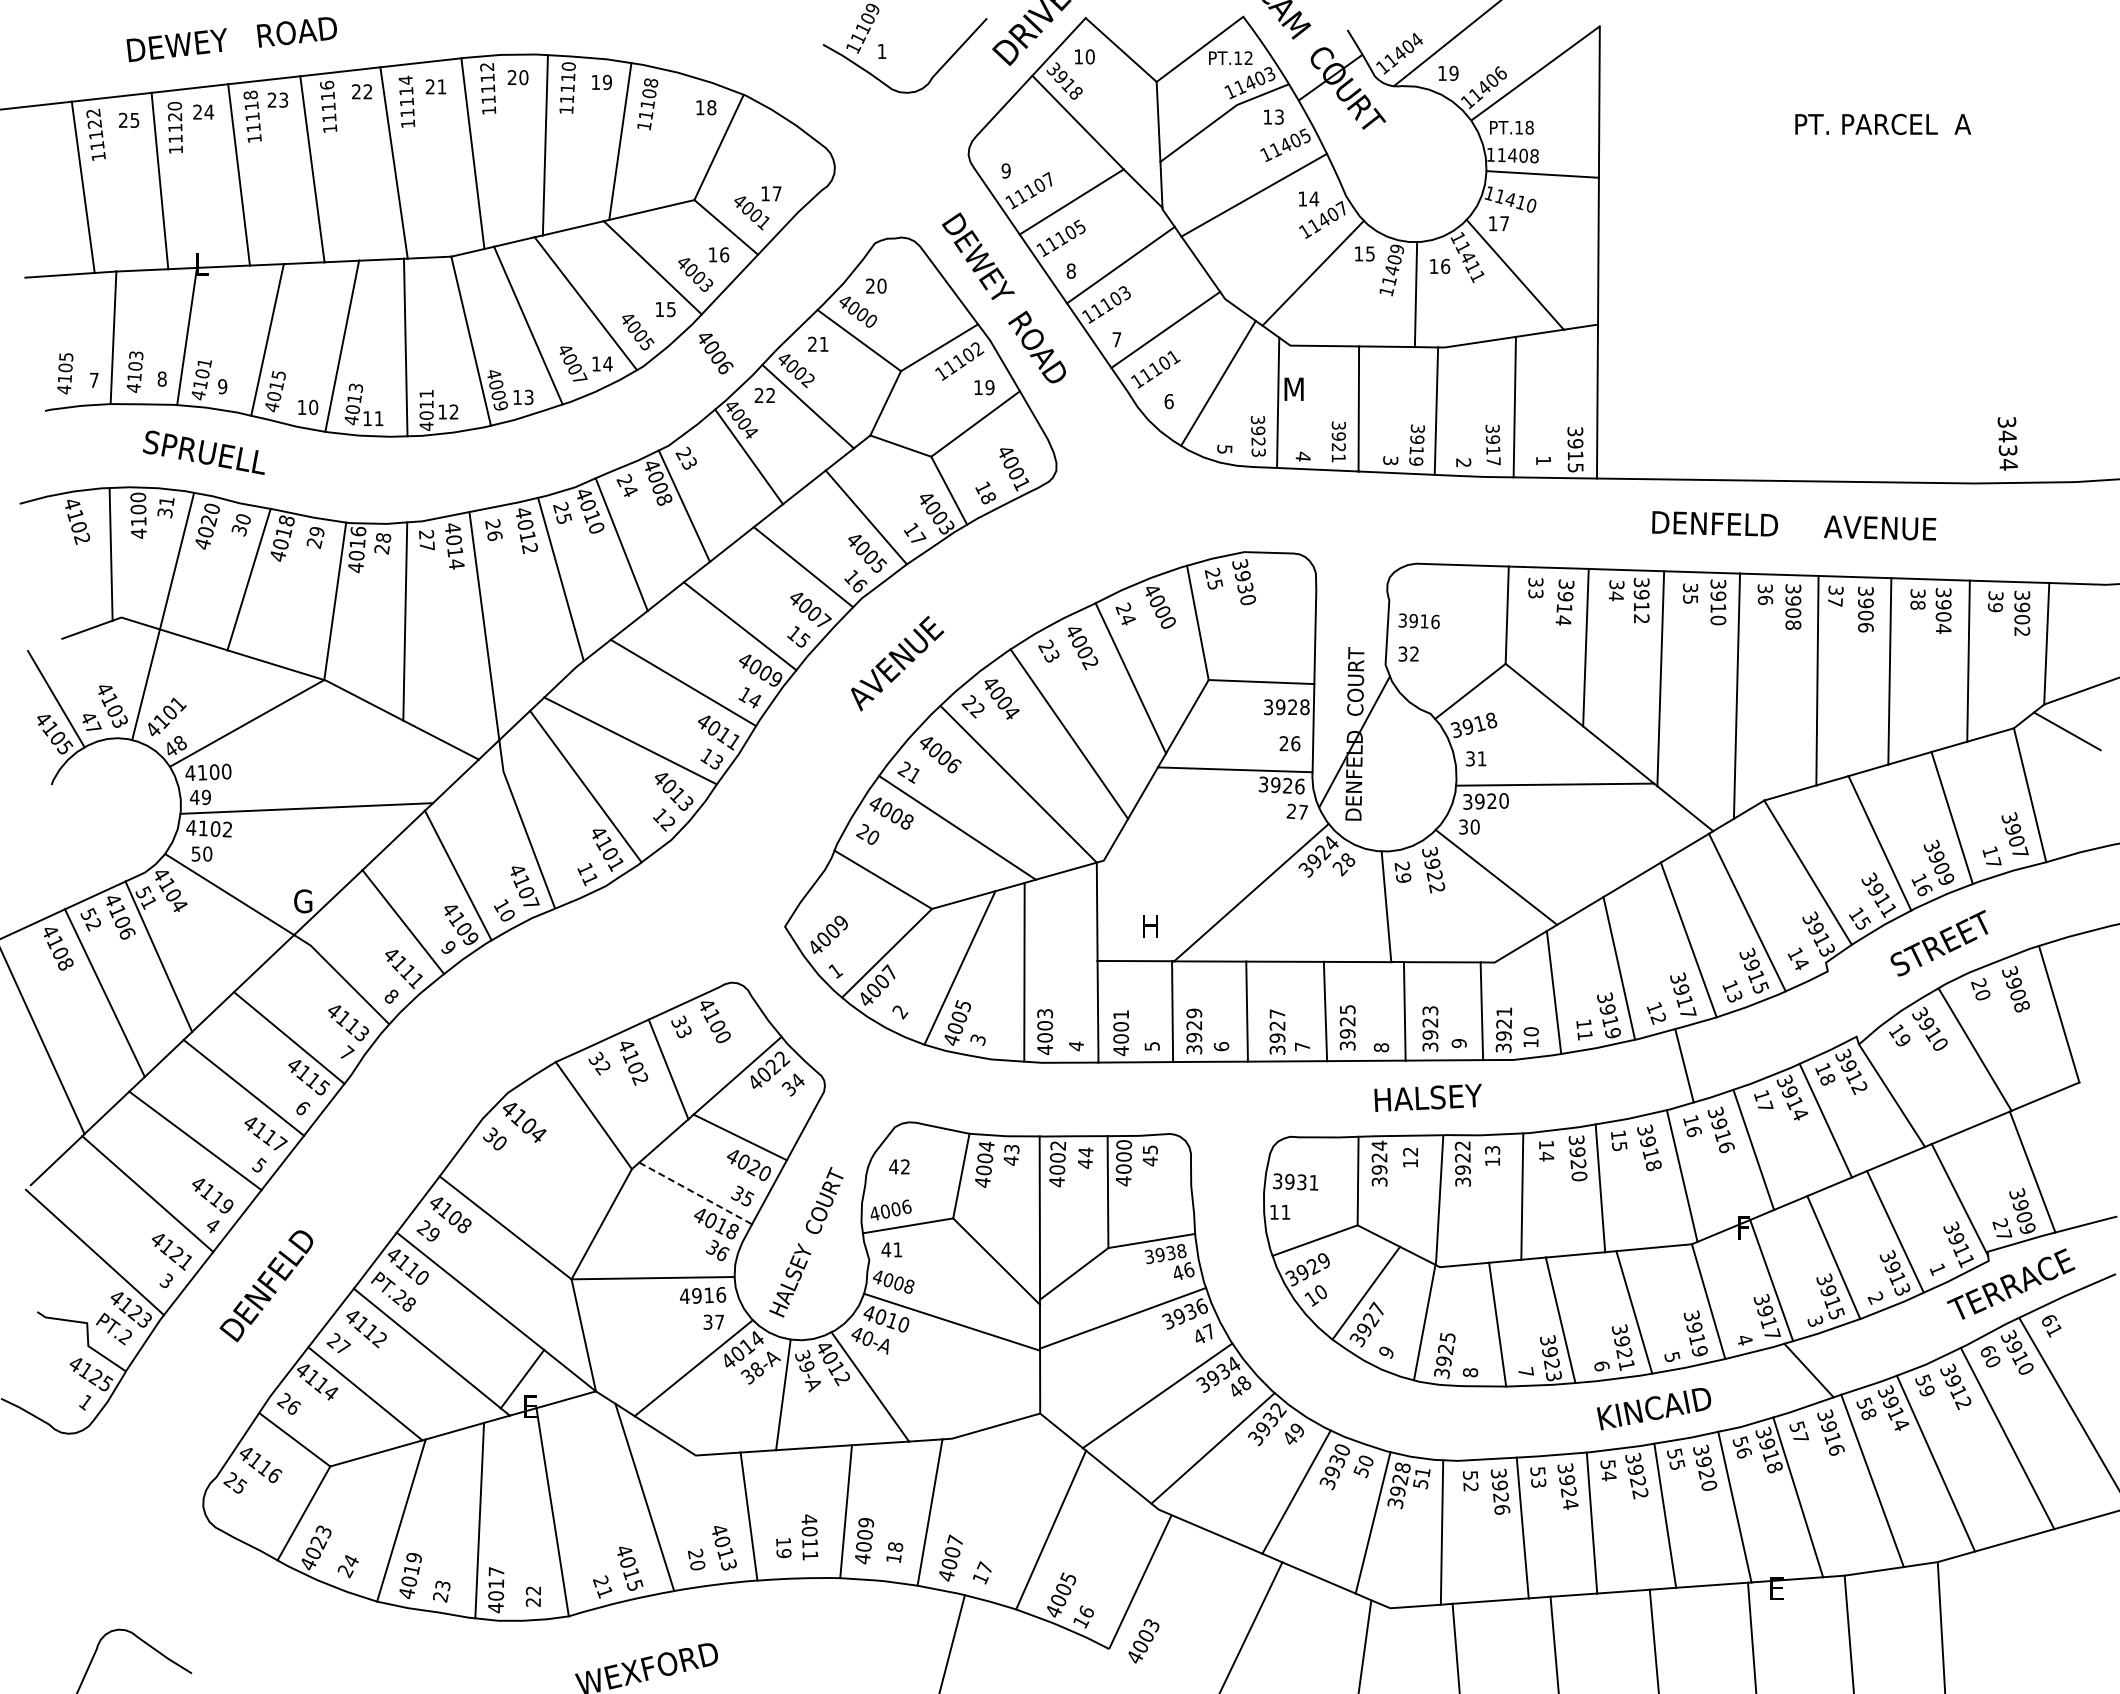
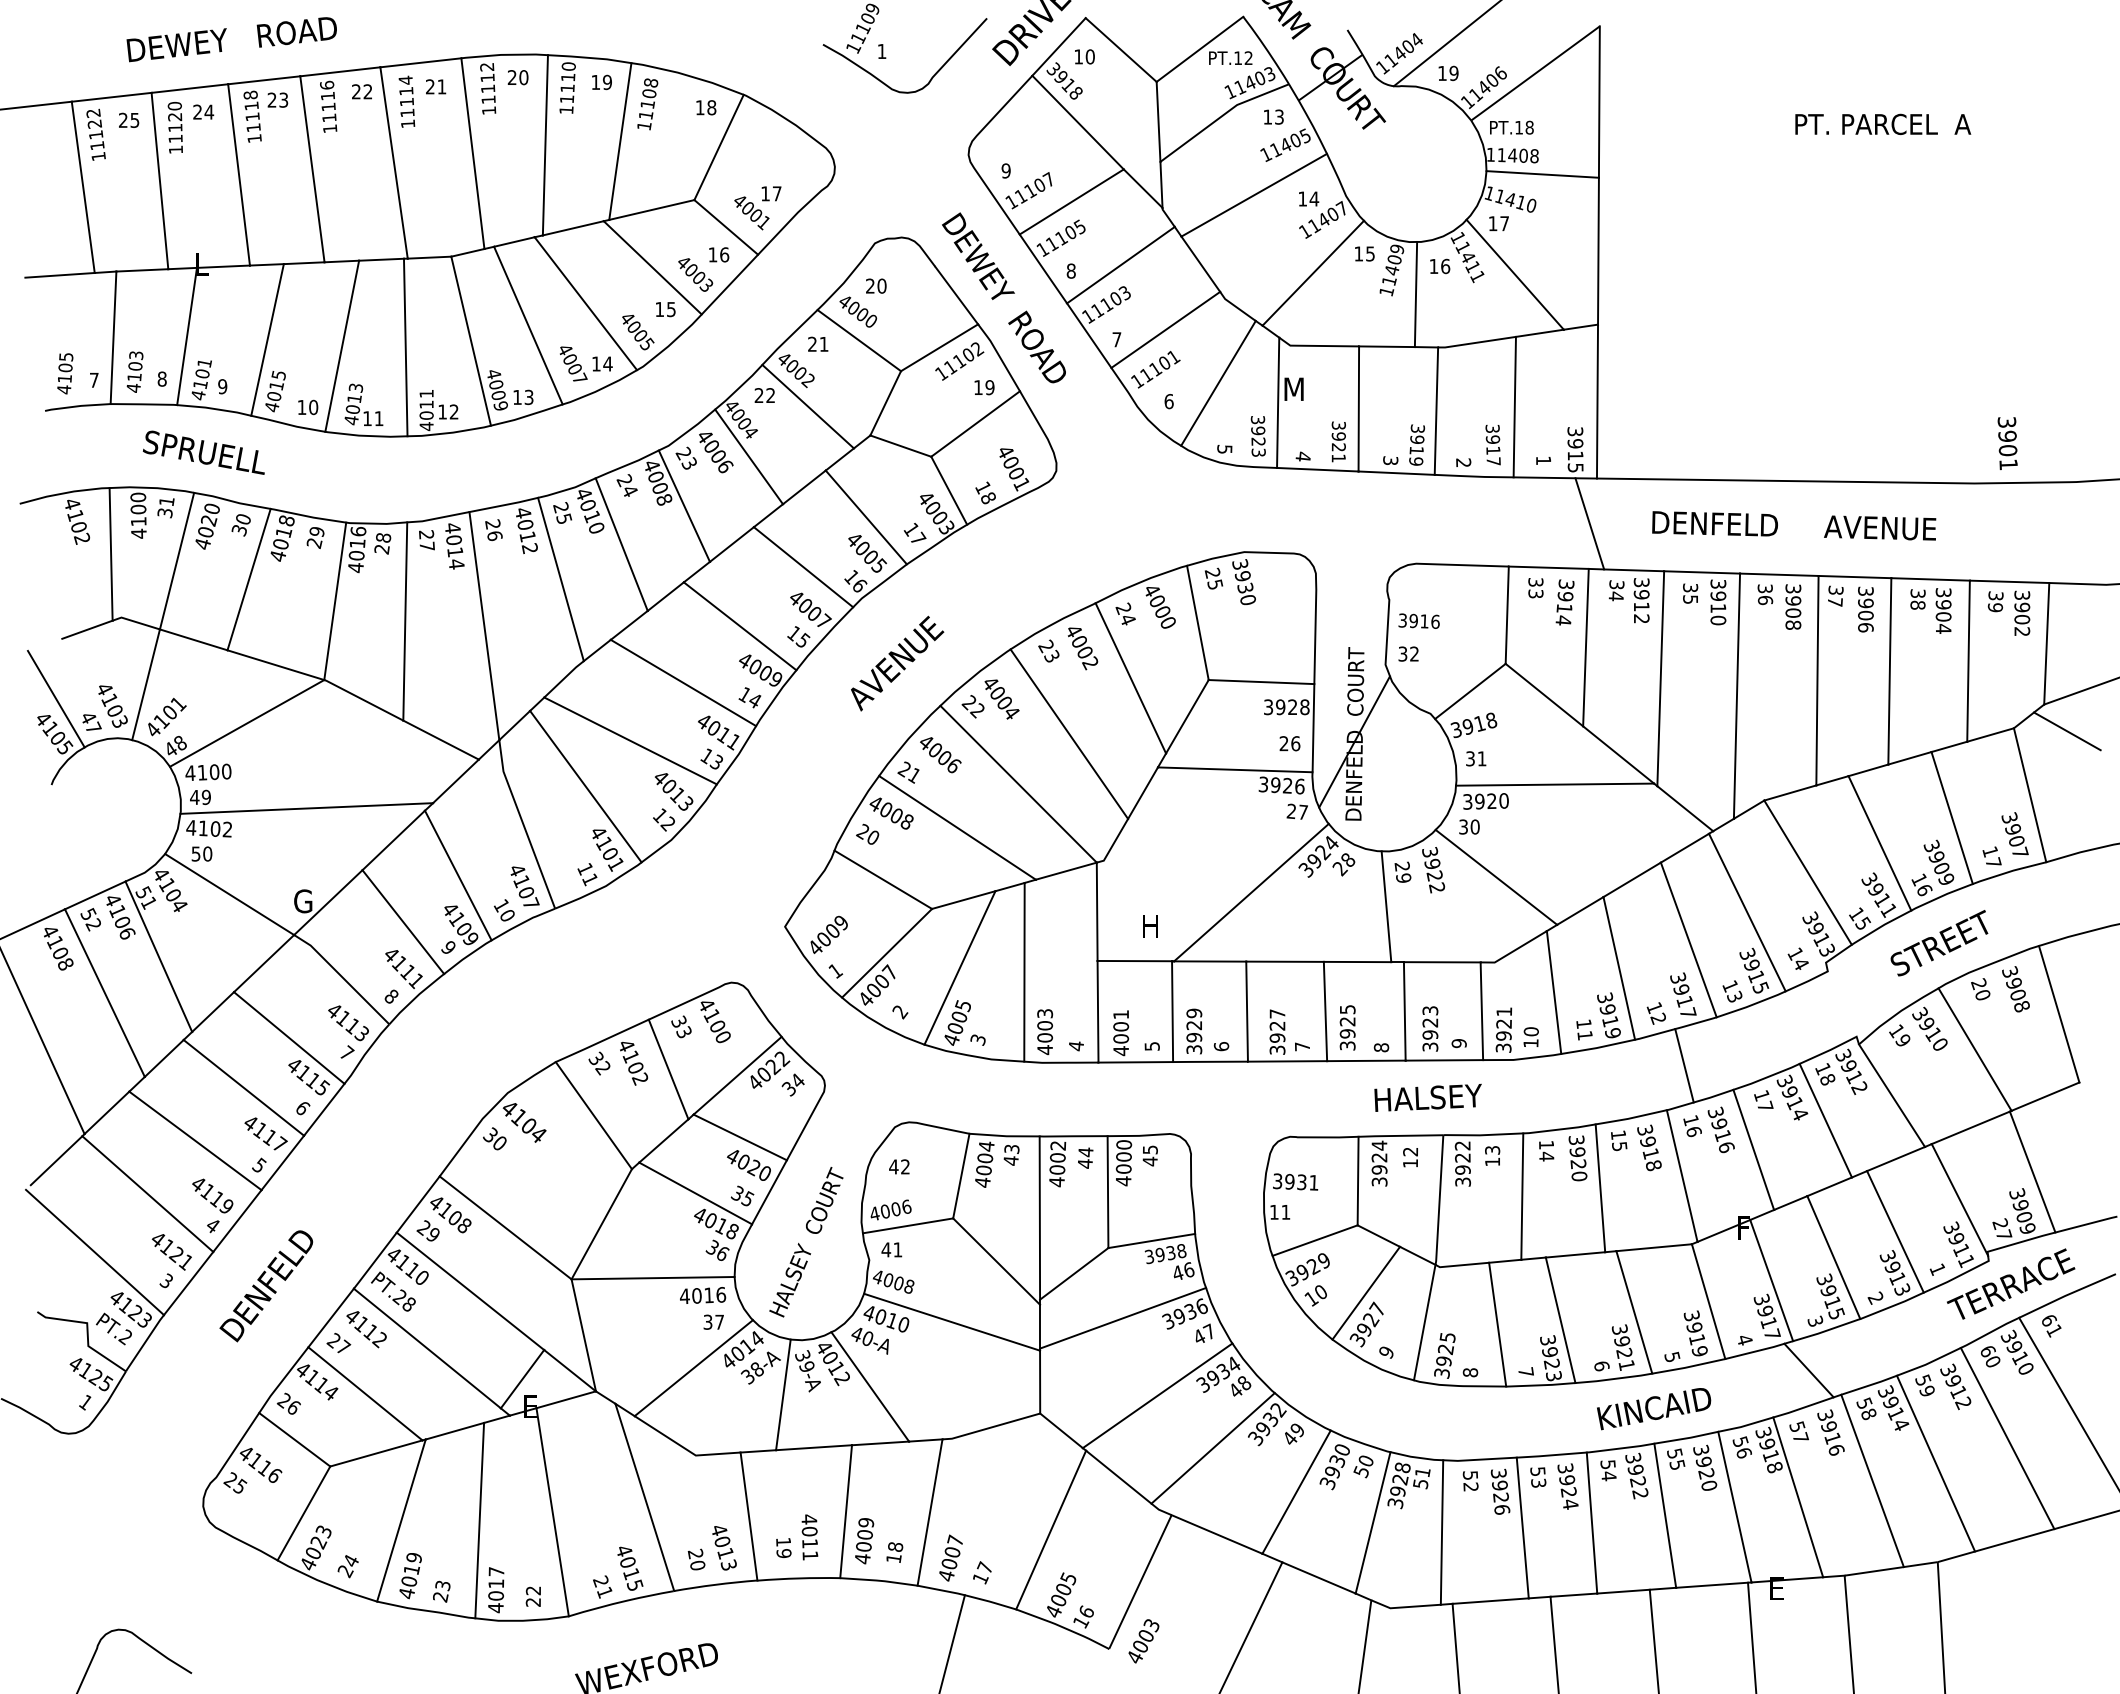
text position: (716, 353) -> (716, 452) (716, 452)
text: 3434 -> 3901 (2007, 450)
line: none -> present (1589, 523)
line: dashed -> solid (696, 1193)
text: 4916 -> 4016 (696, 1295)
